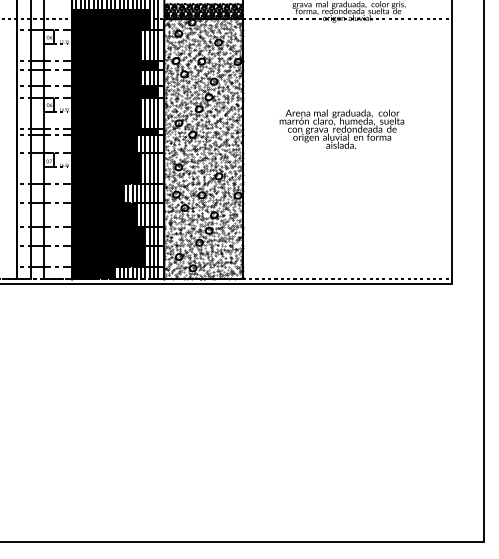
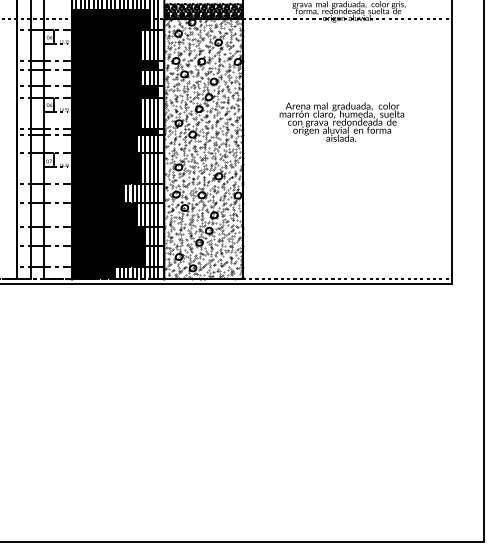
text position: (341, 128) -> (341, 121) (341, 121)
hatch: present -> none (203, 149)
